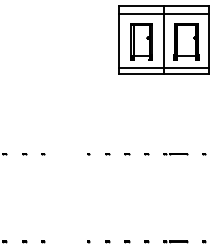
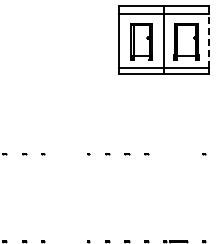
line: solid -> dashed (208, 40)
line: present -> none (175, 154)
